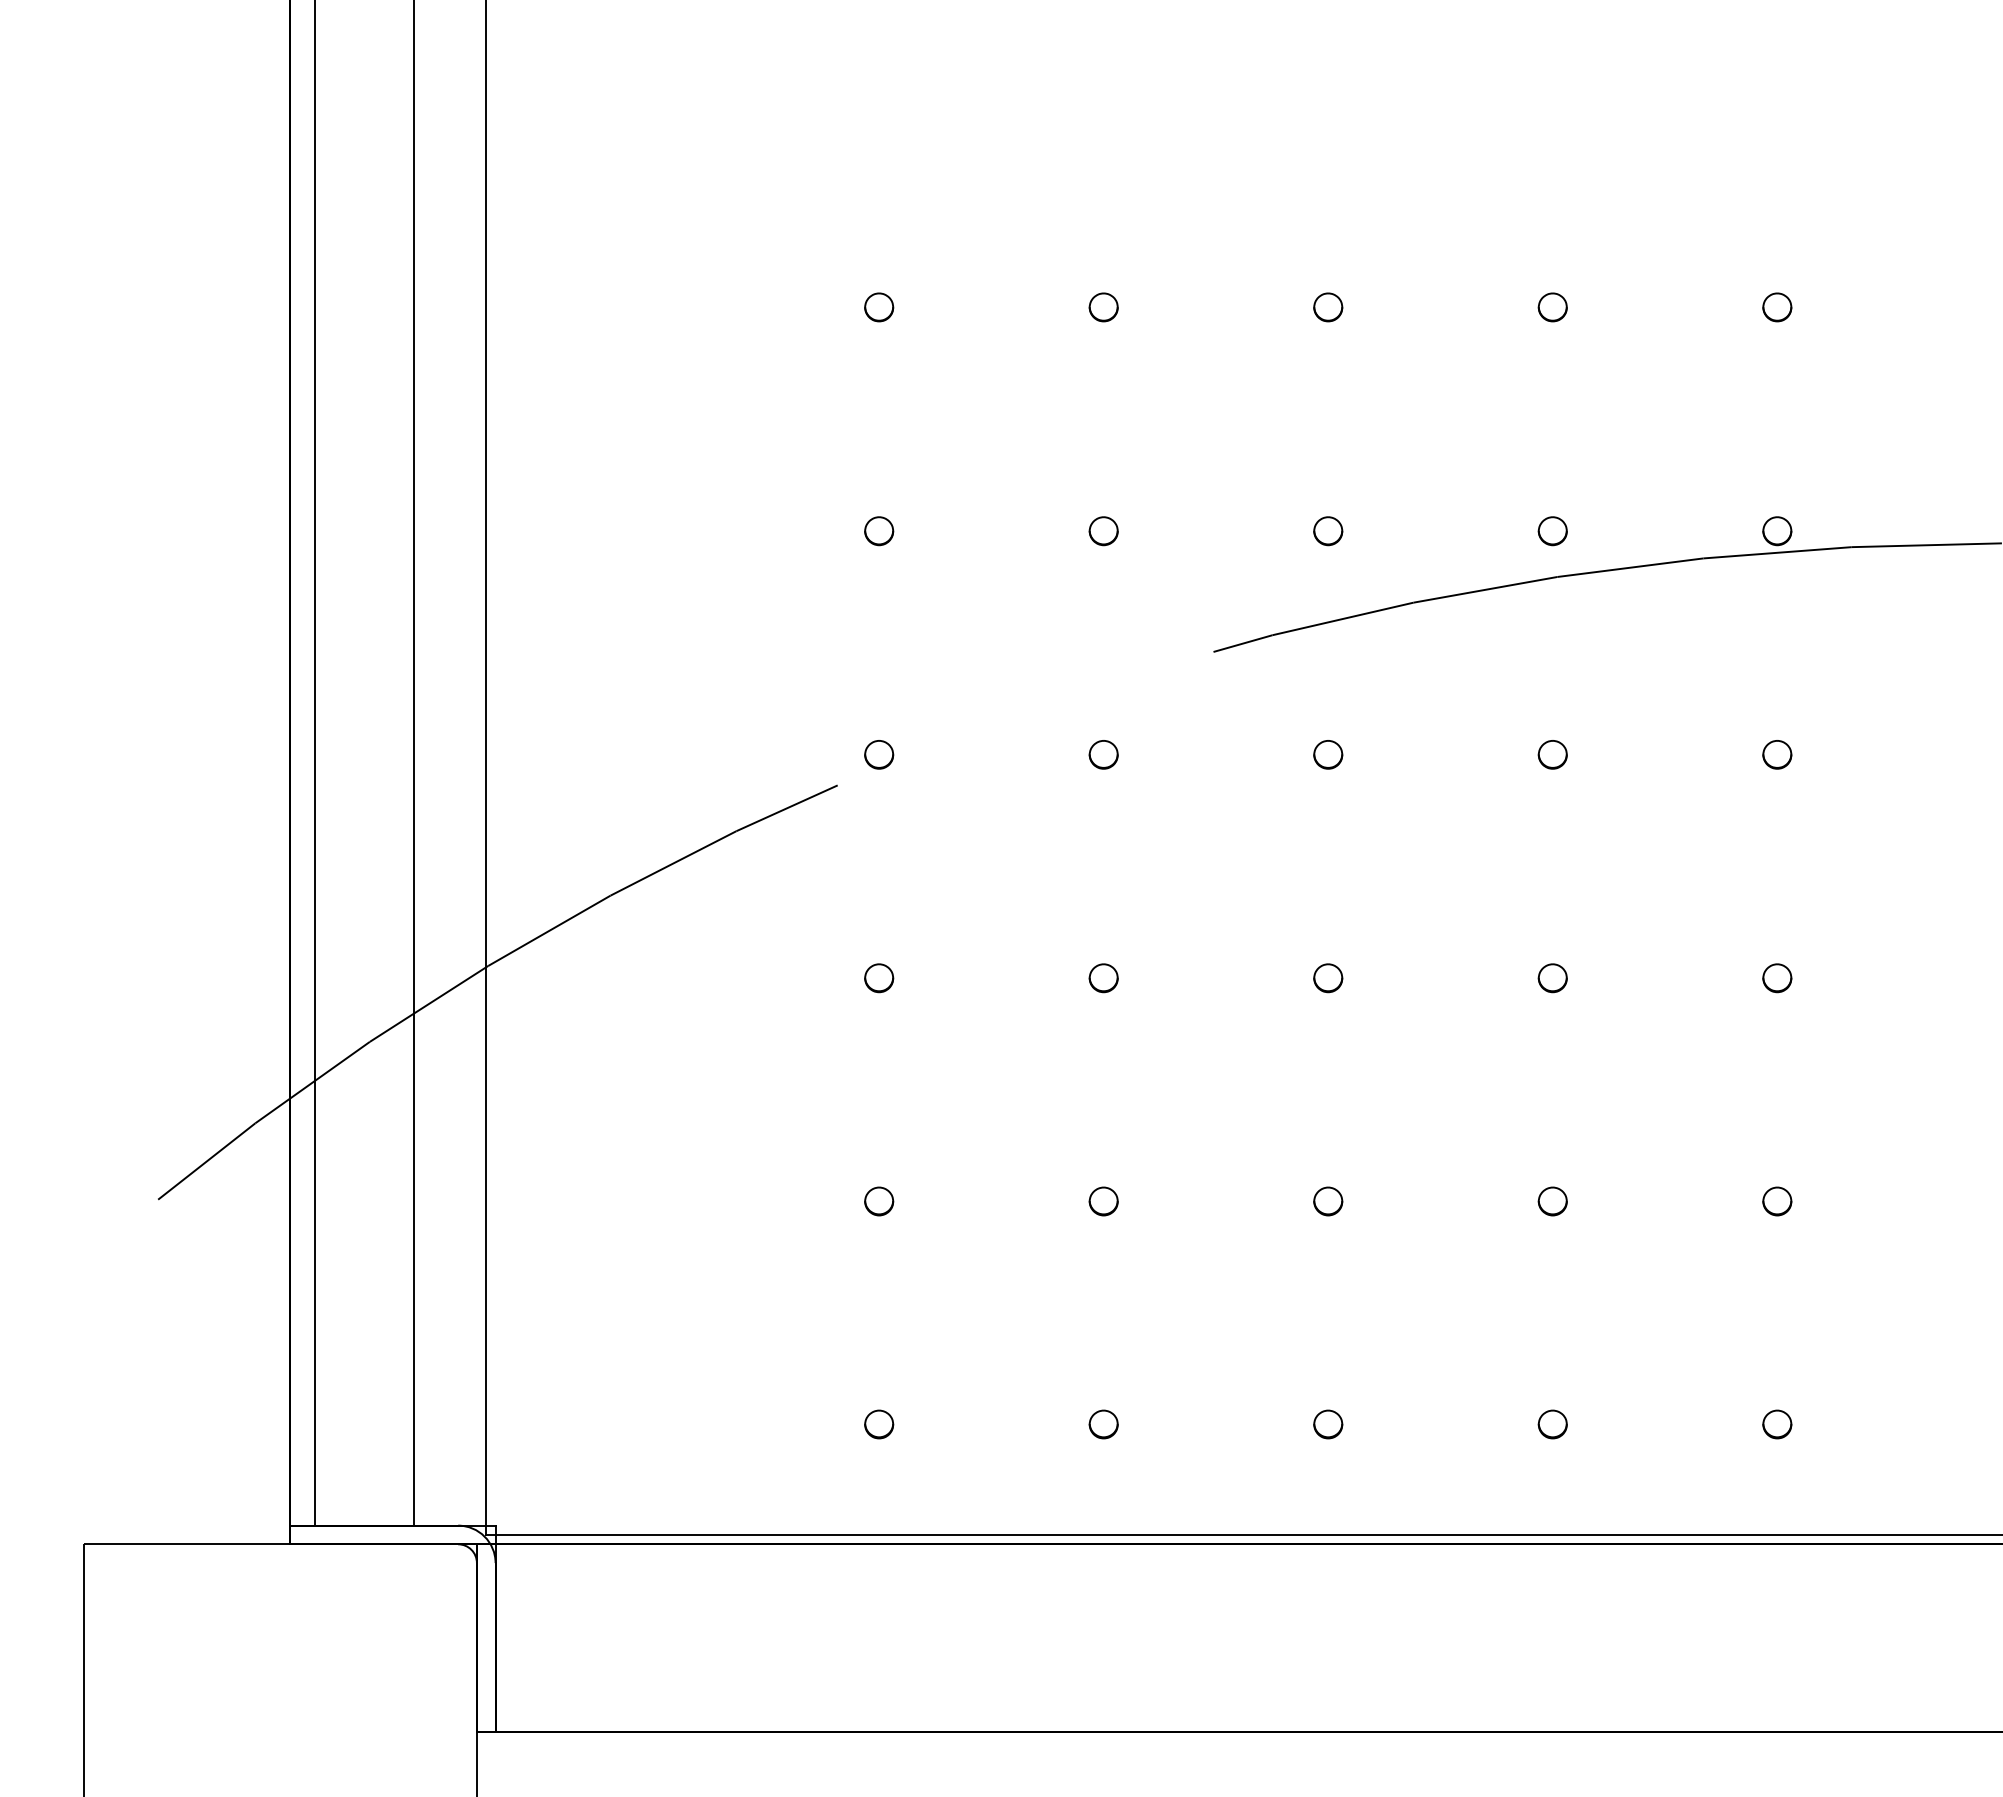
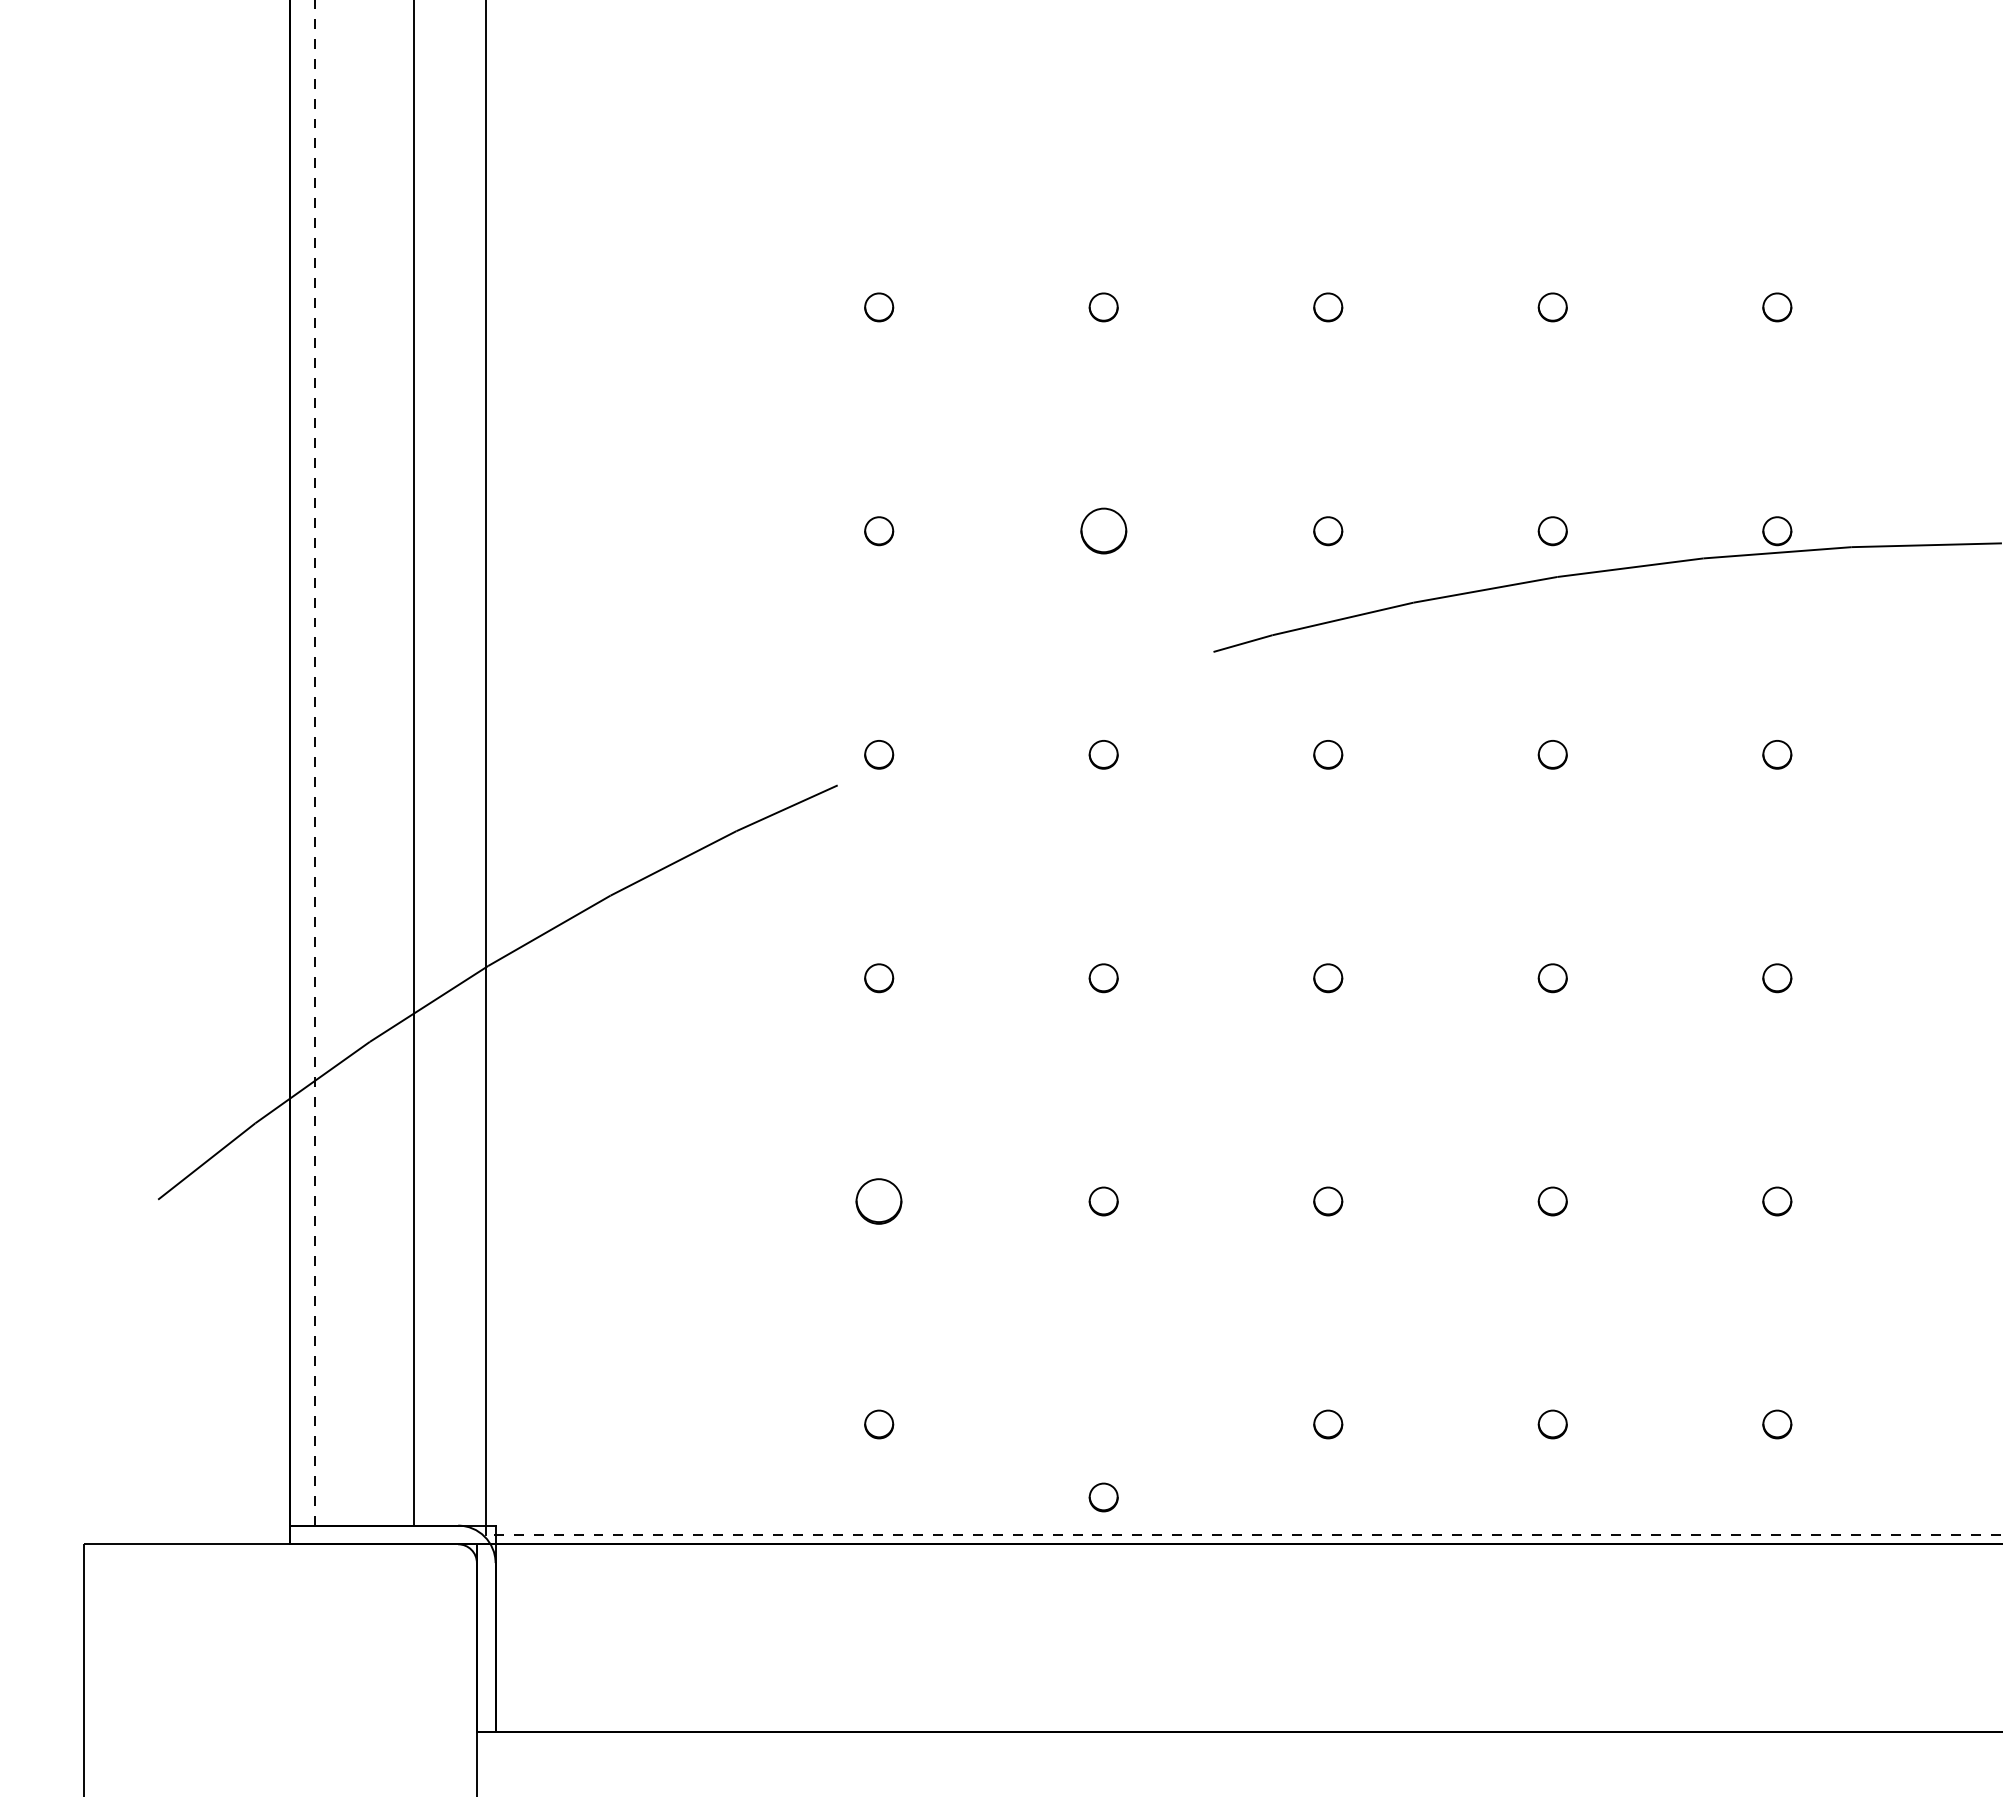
part size: 31x31 px -> 48x48 px (1103, 530)
line: solid -> dashed (315, 762)
part size: 31x31 px -> 48x47 px (878, 1201)
part position: (1103, 1424) -> (1103, 1497) (1103, 1497)
line: solid -> dashed (1244, 1535)
